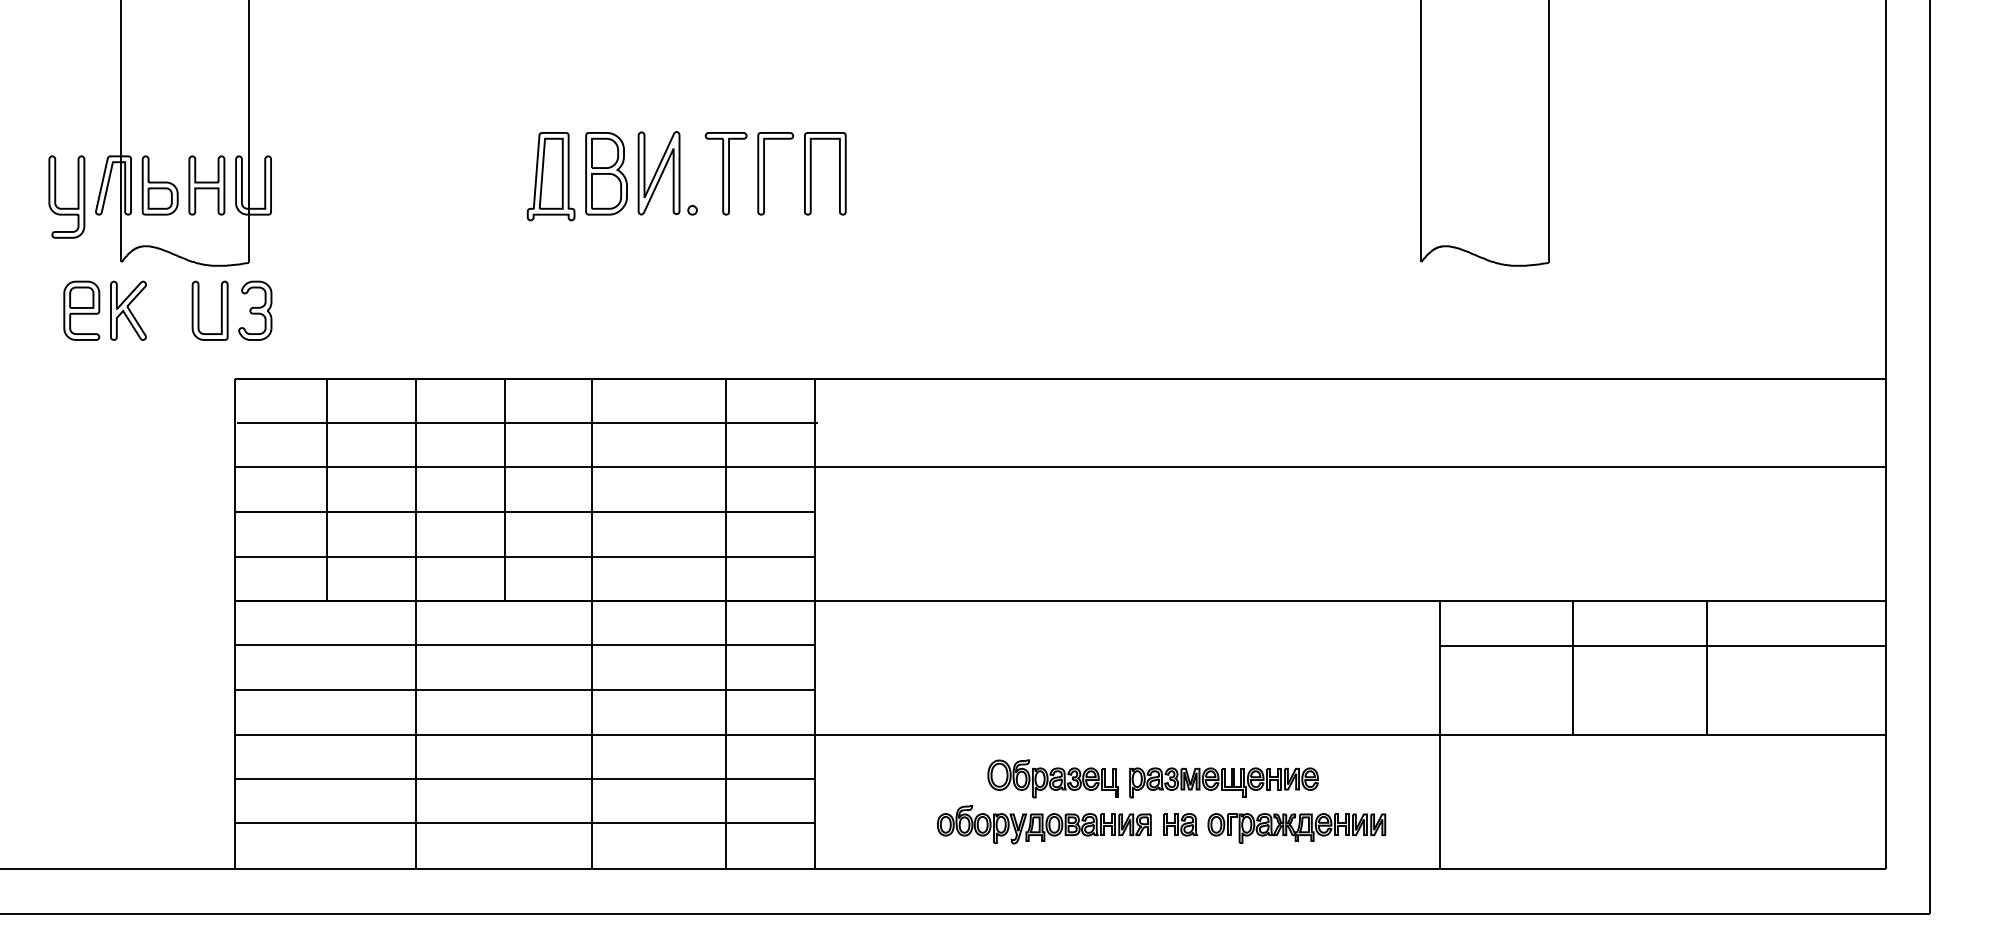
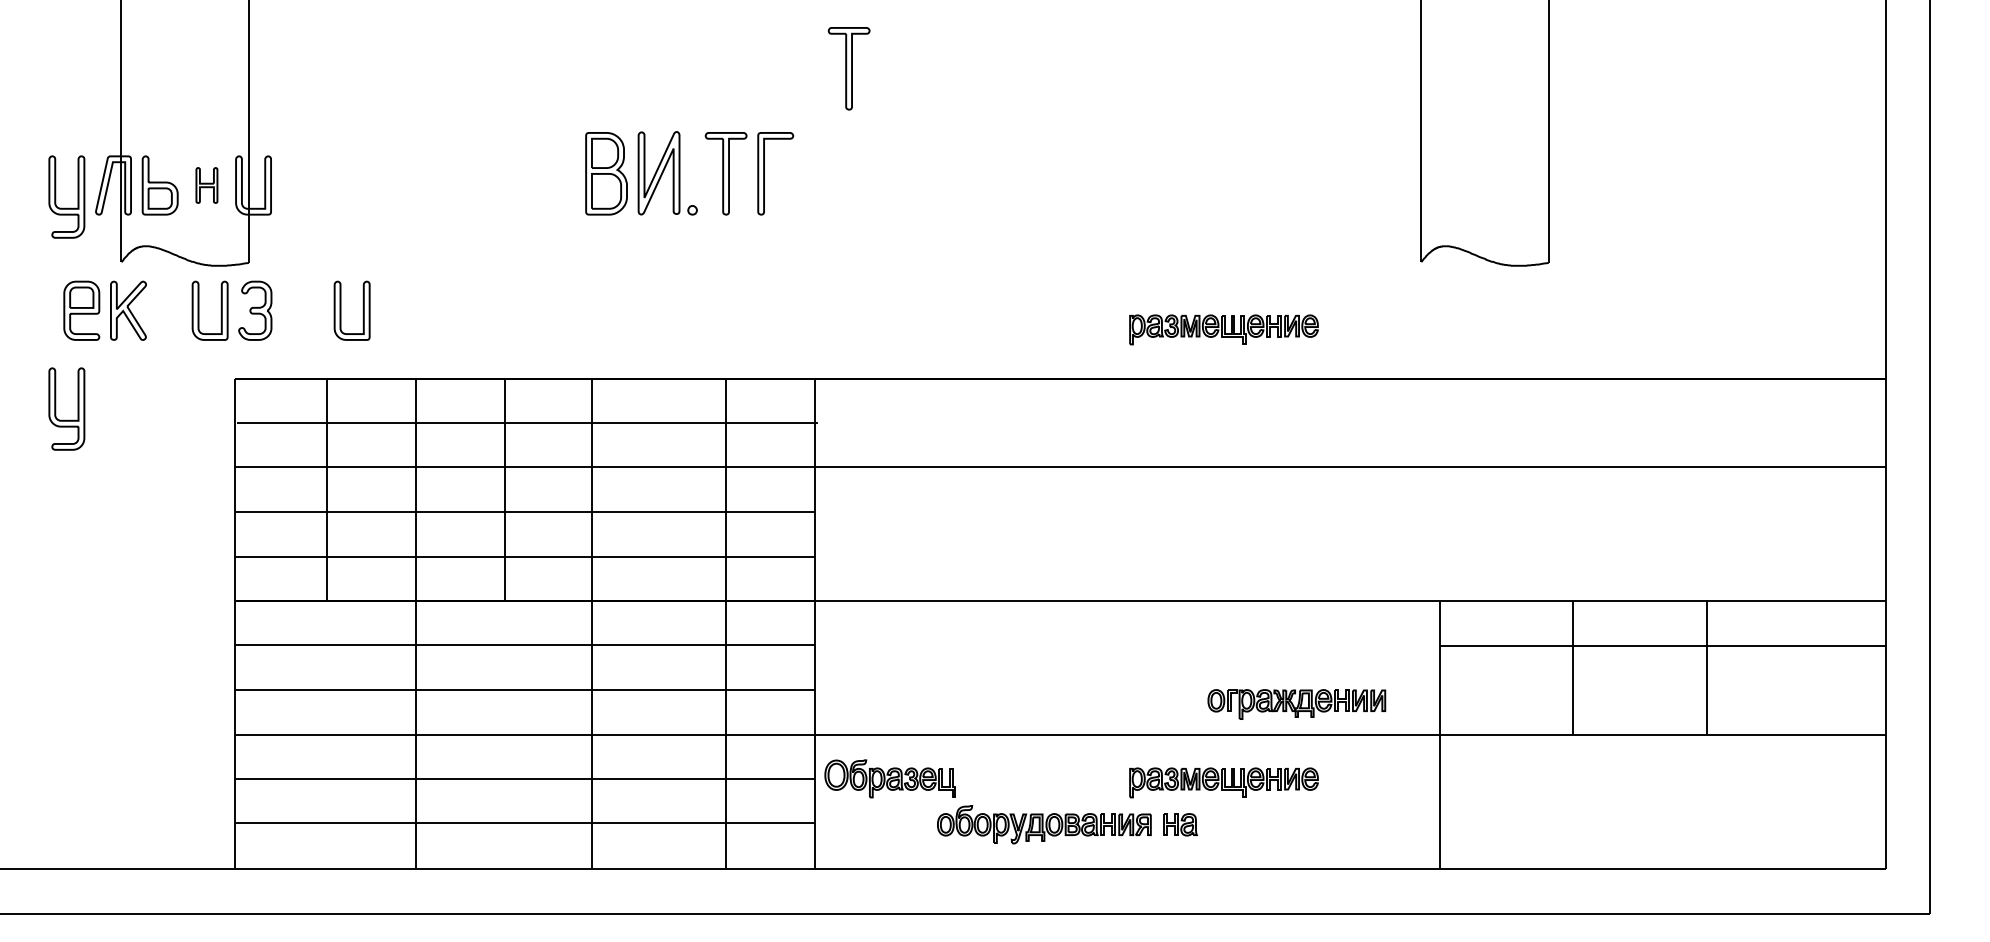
part: none -> present (848, 68)
part: present -> none (811, 173)
part: present -> none (550, 176)
part size: 38x61 px -> 24x37 px (206, 185)
part: none -> present (341, 310)
part: none -> present (1223, 329)
part: none -> present (56, 408)
part position: (1052, 778) -> (889, 778) (889, 778)
part position: (1296, 828) -> (1296, 704) (1296, 704)
